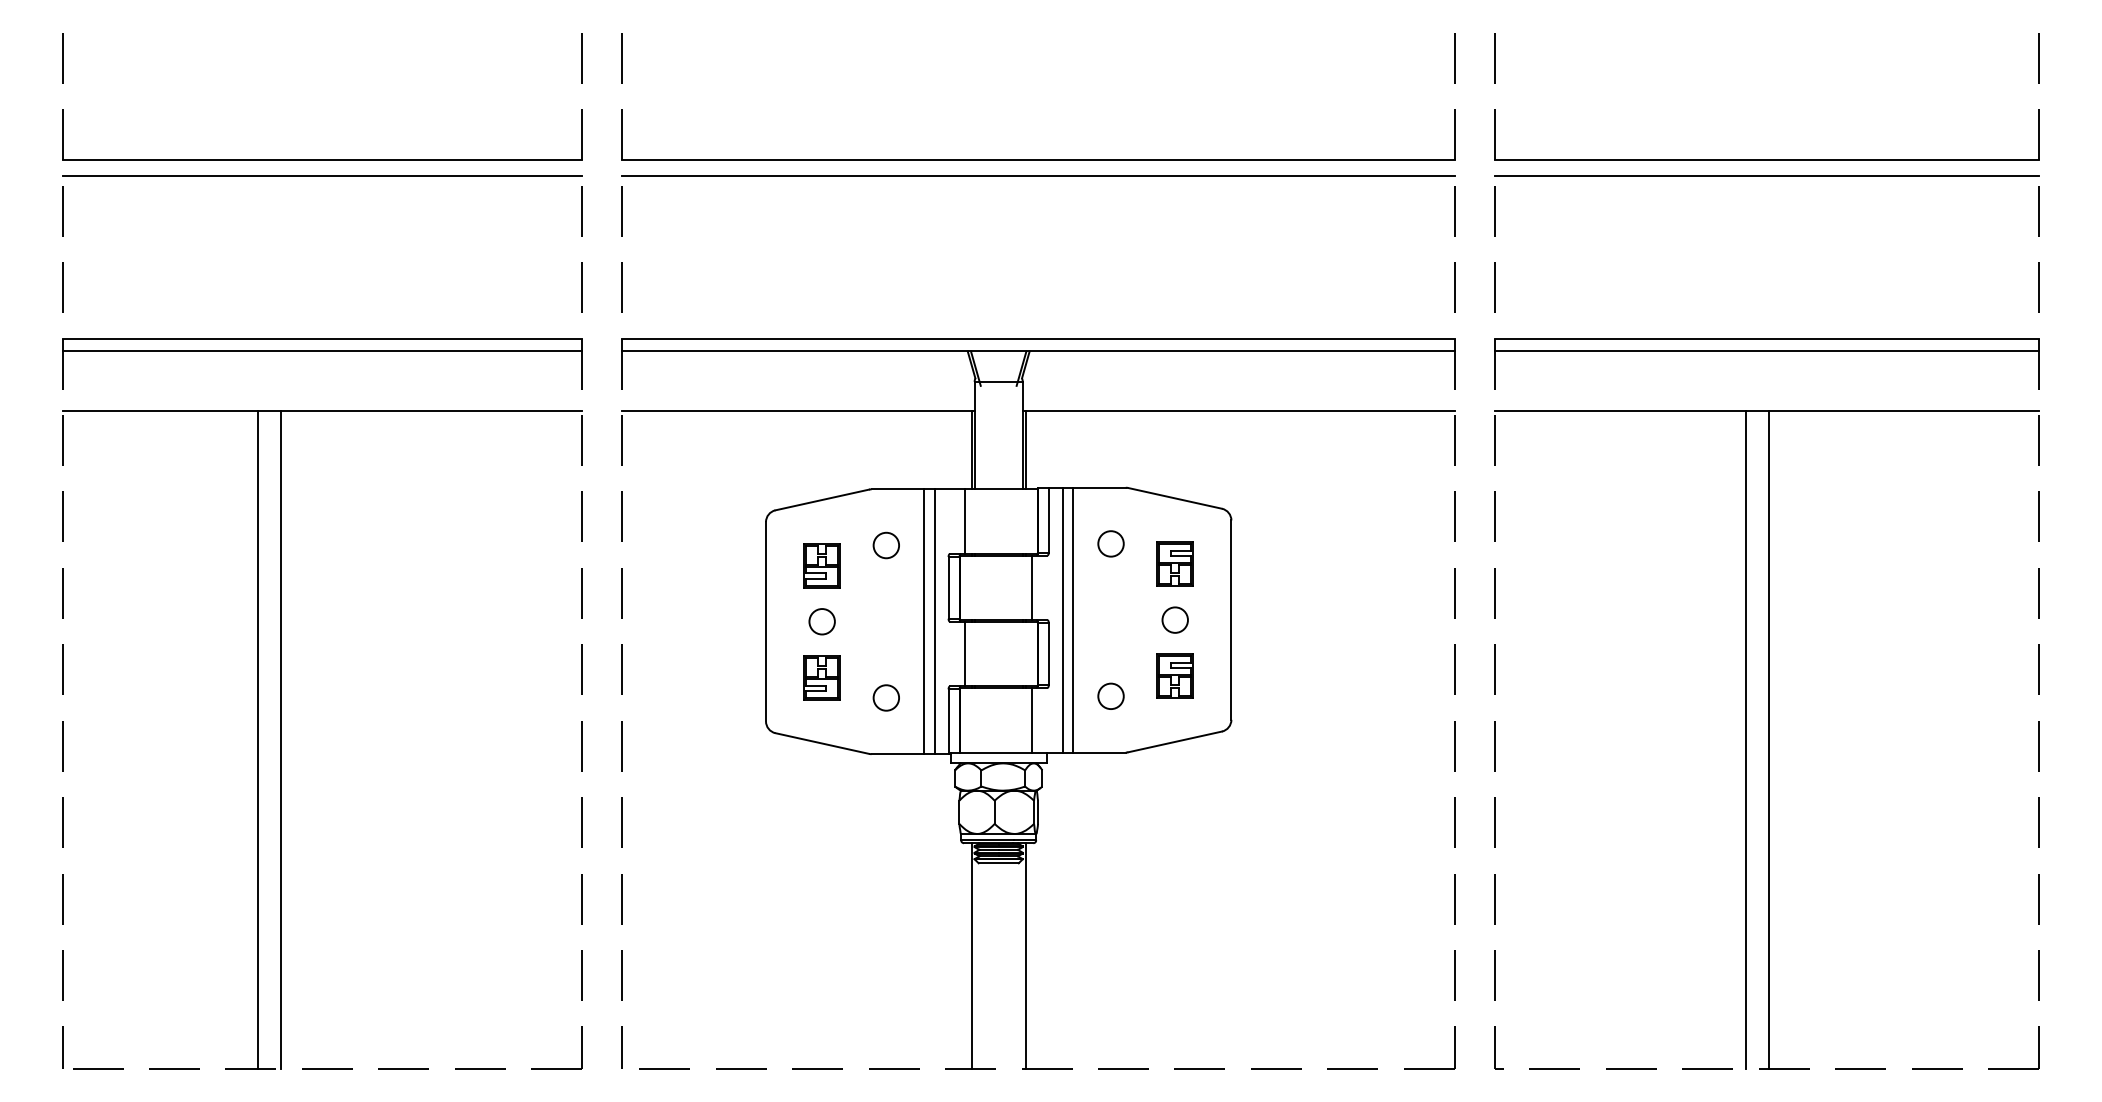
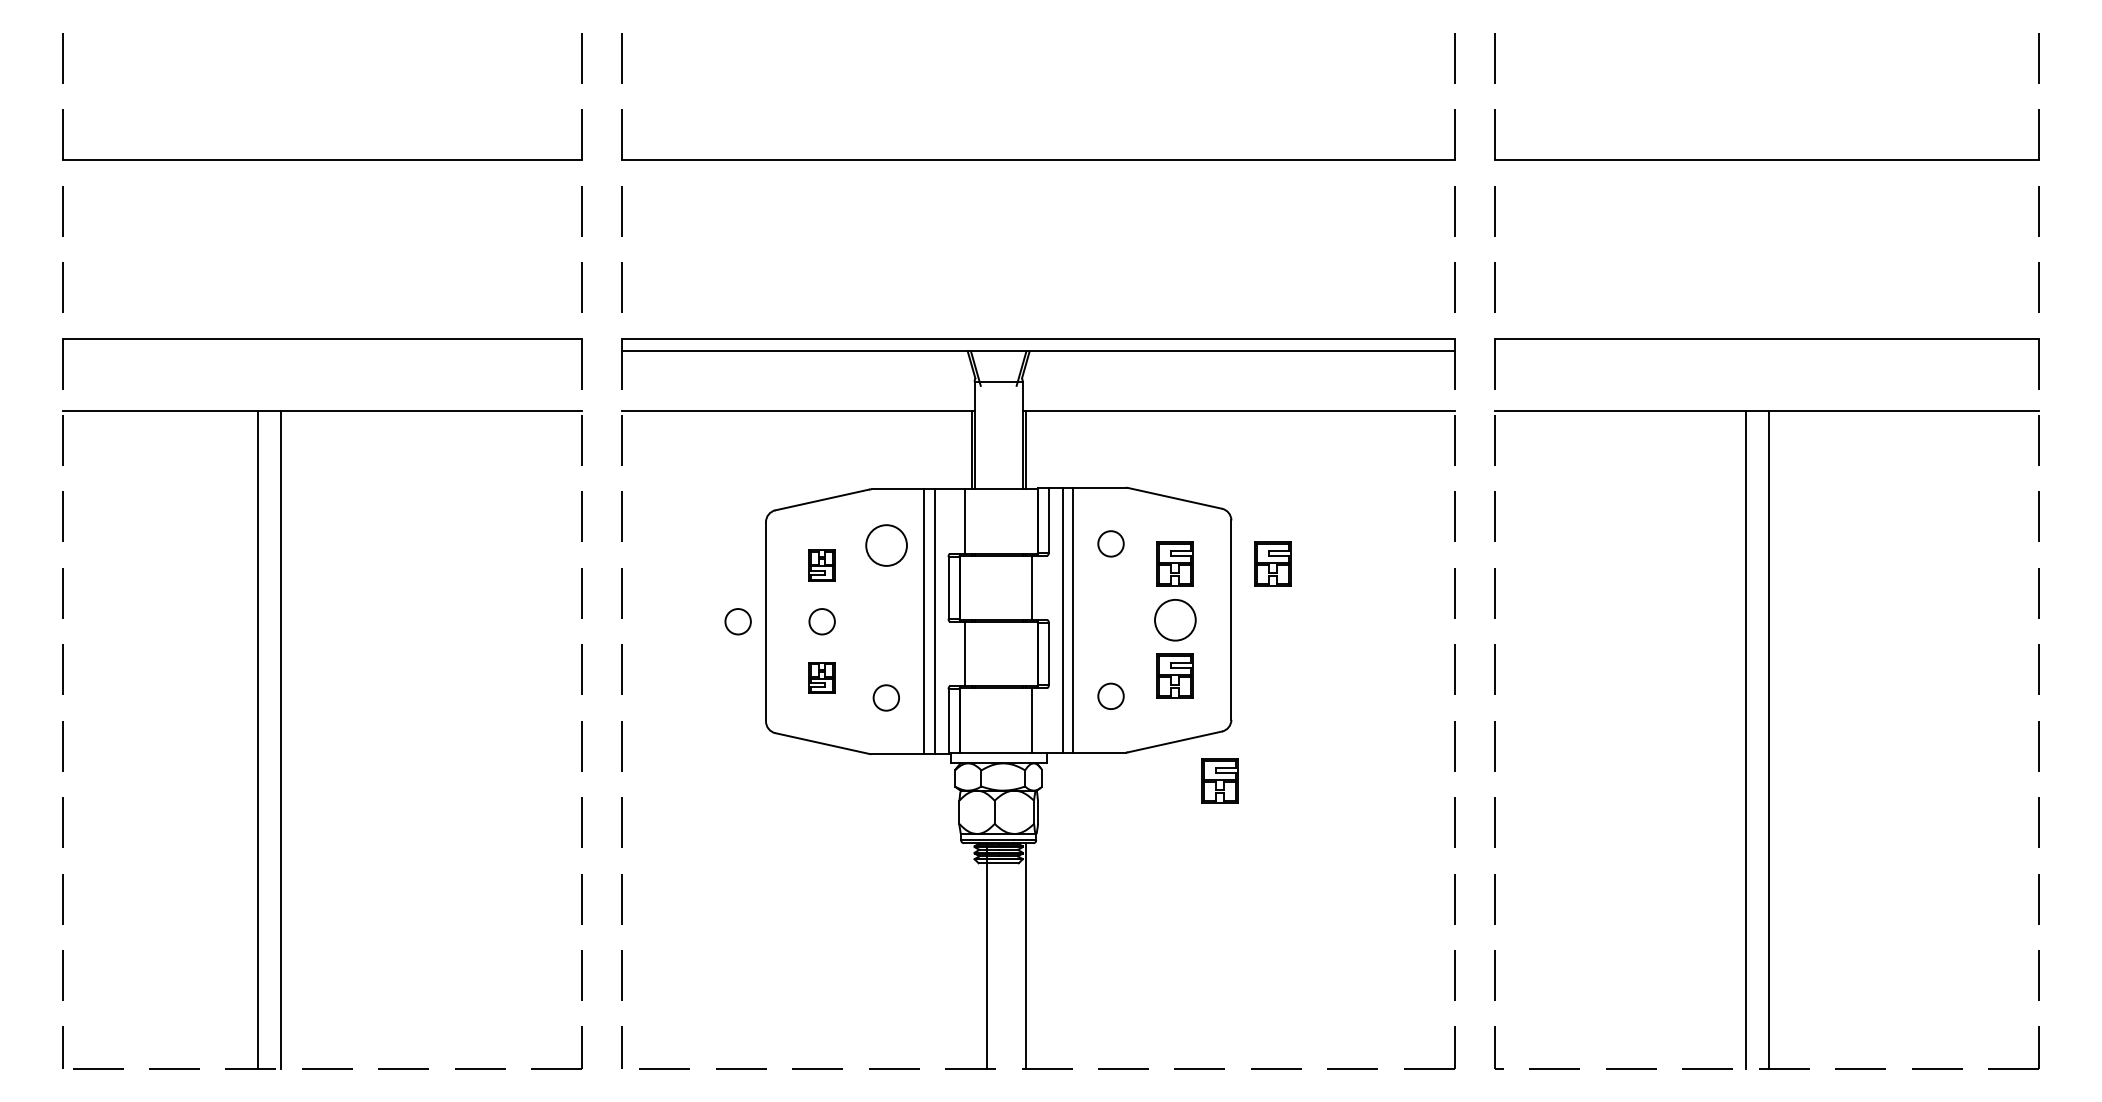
line: present -> none (322, 176)
line: present -> none (1038, 176)
line: present -> none (1766, 176)
line: present -> none (322, 351)
line: present -> none (1766, 351)
circle size: 28x29 px -> 43x43 px (886, 545)
part: none -> present (1272, 563)
part size: 38x46 px -> 28x33 px (821, 565)
circle size: 28x28 px -> 43x43 px (1175, 620)
circle: none -> present (737, 621)
part size: 38x46 px -> 28x32 px (821, 677)
part: none -> present (1219, 780)
line position: (971, 956) -> (986, 956) (986, 956)
